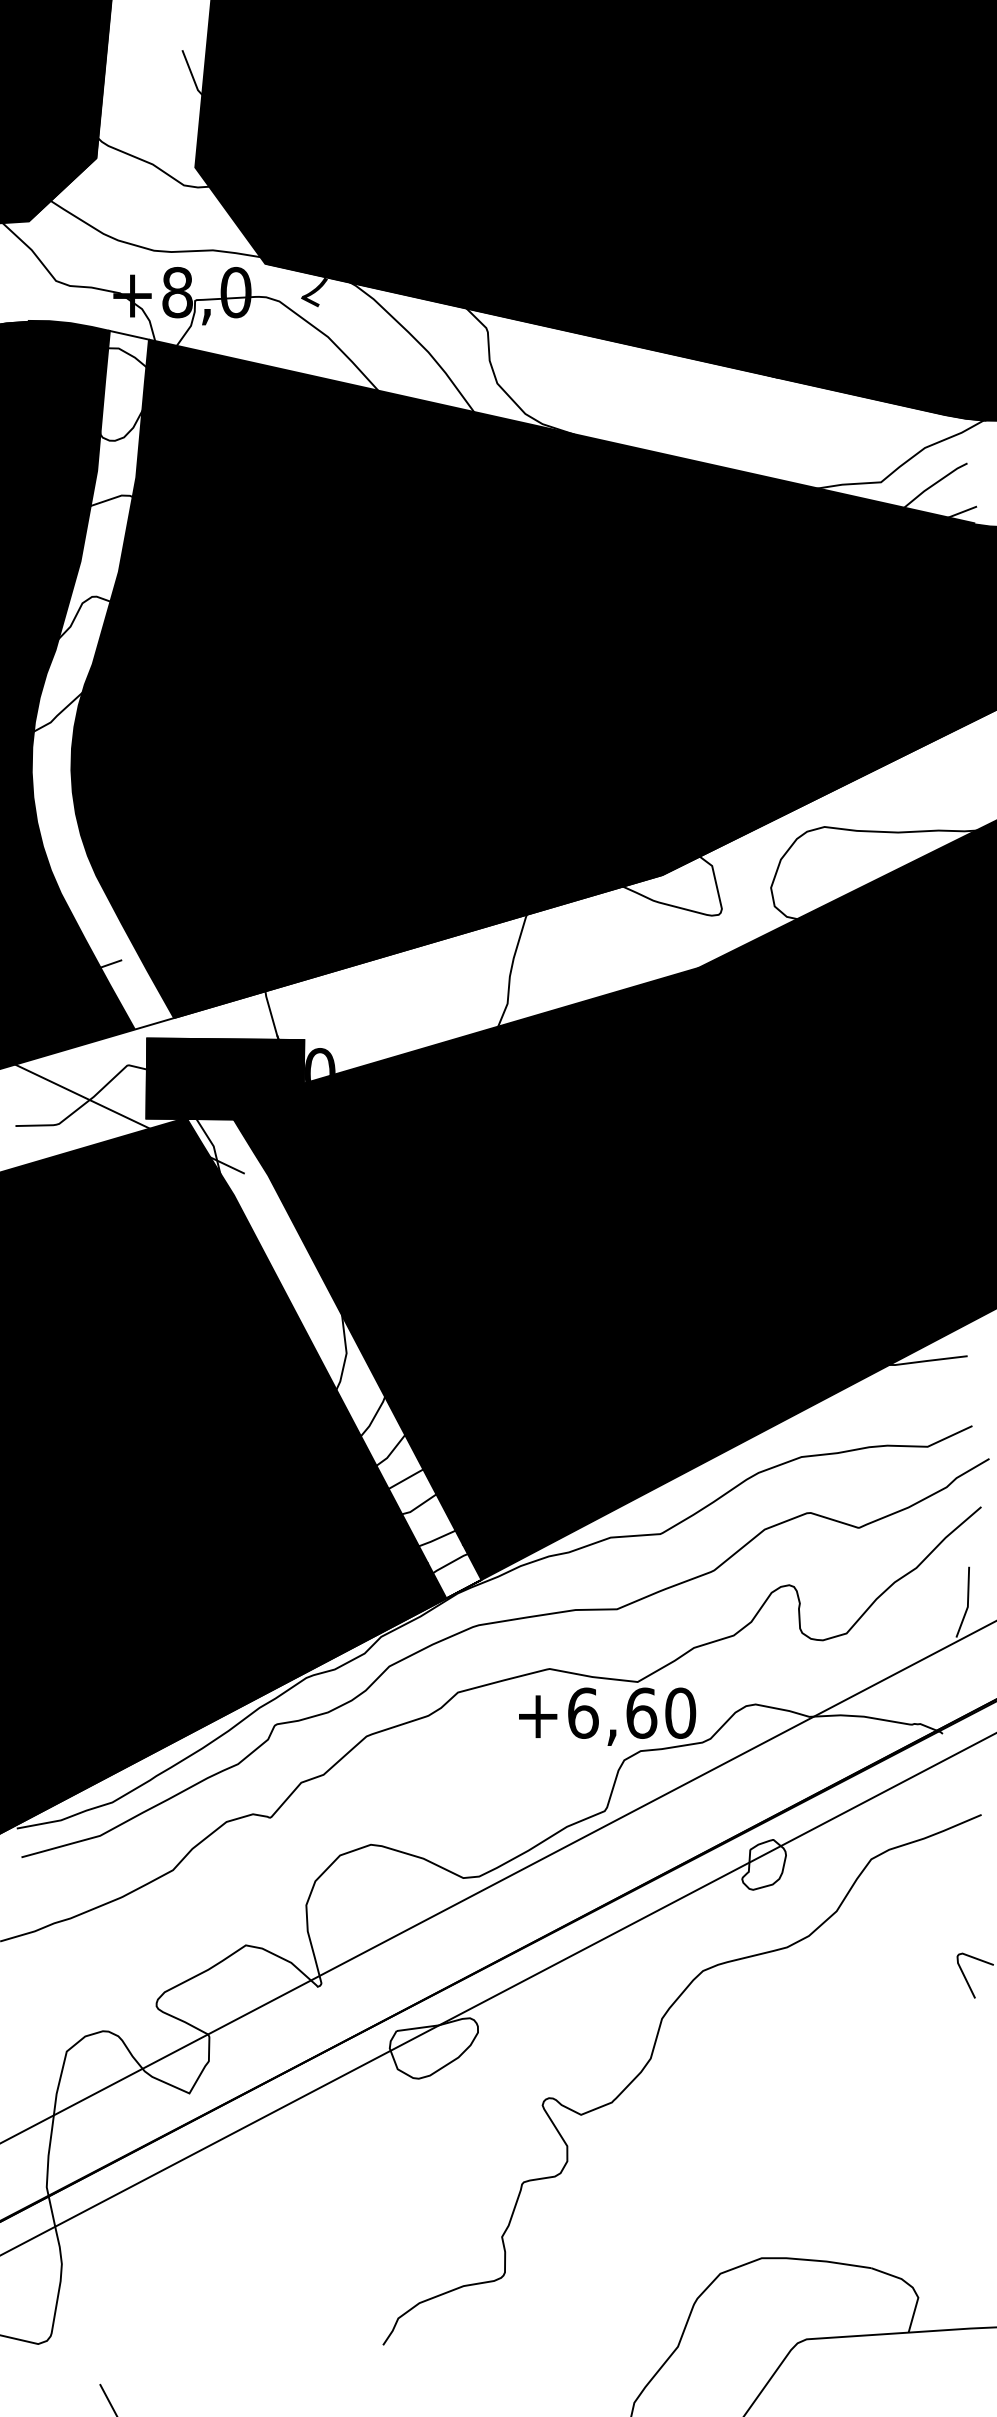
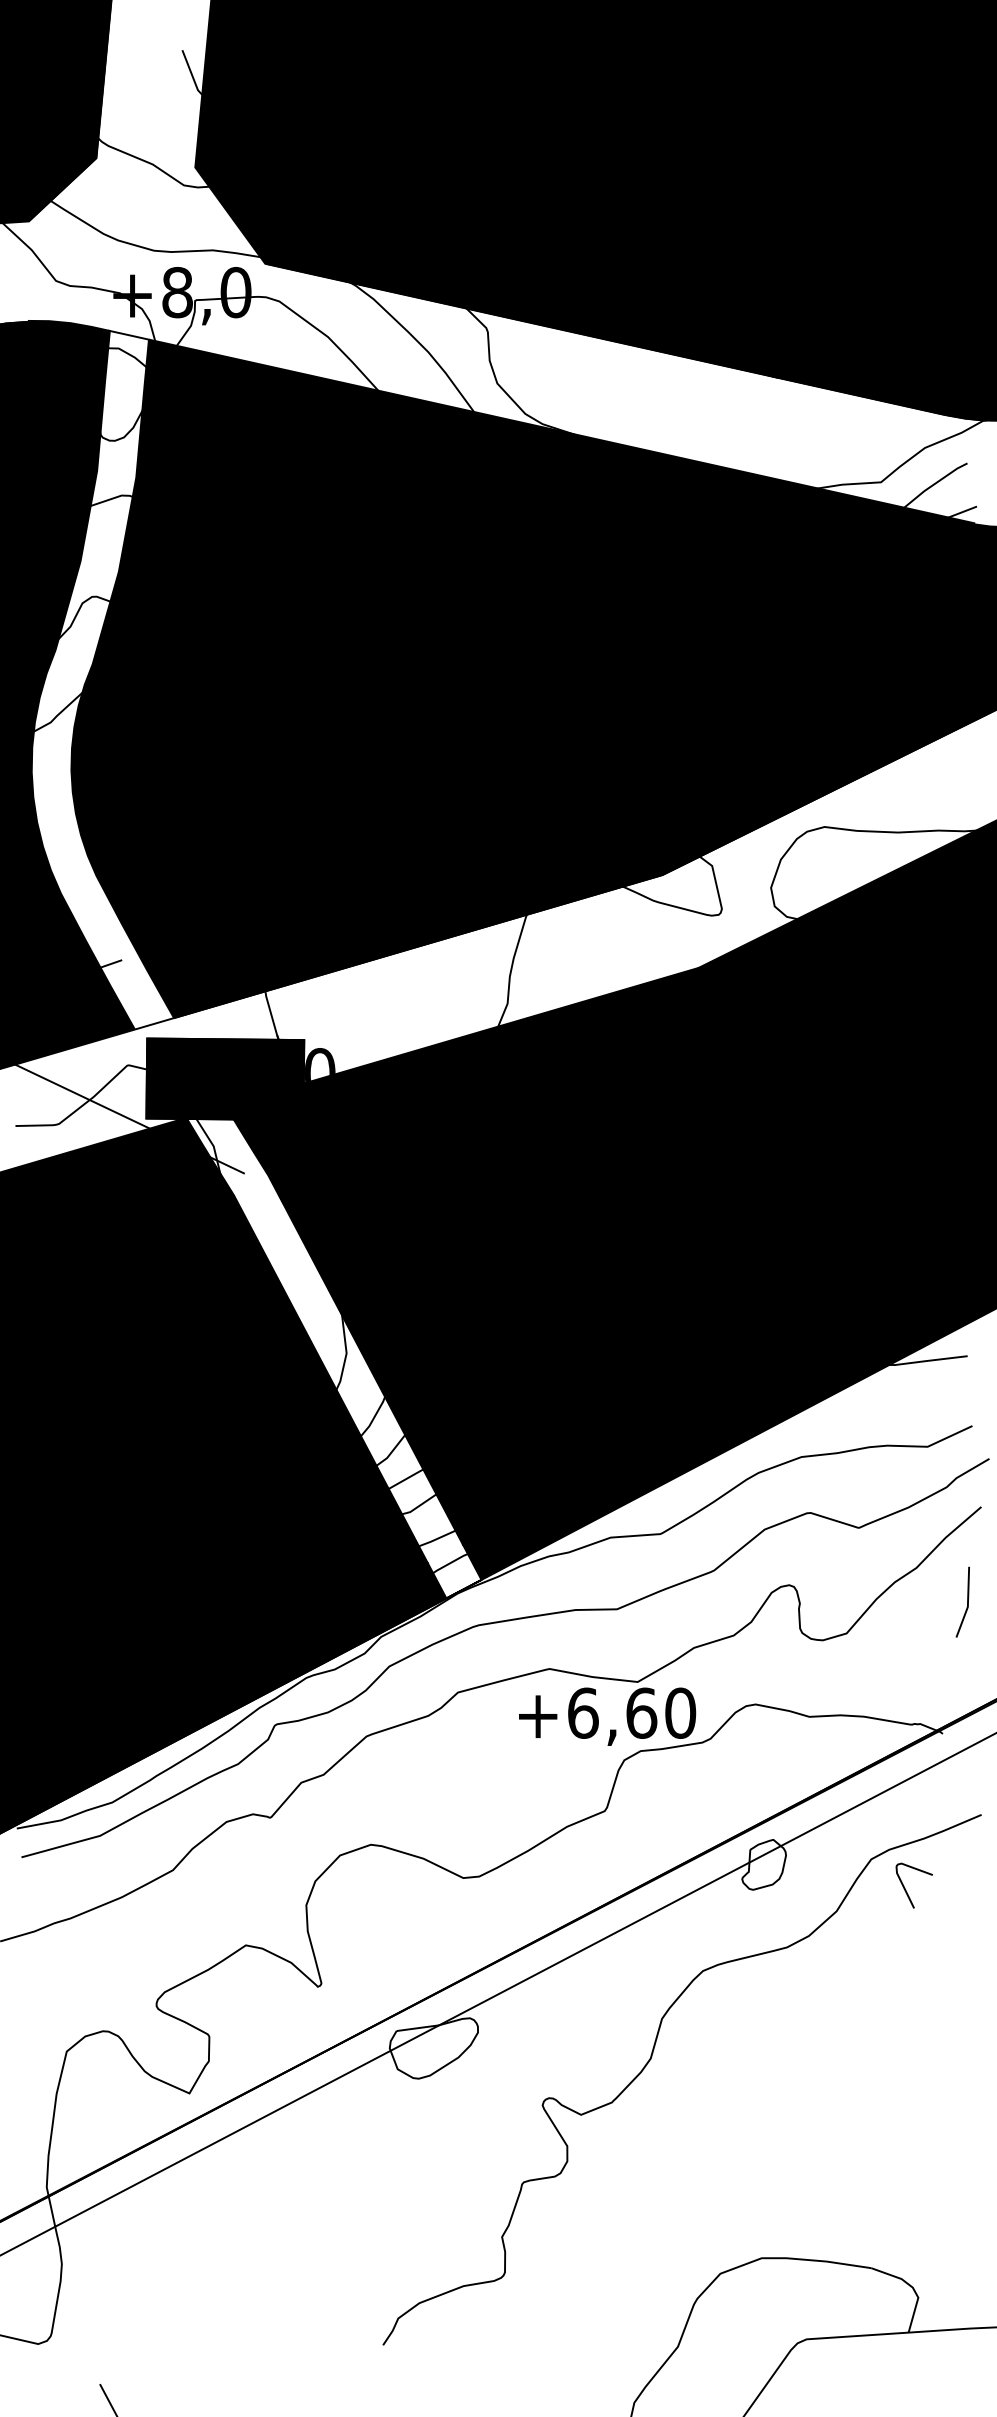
fill: present -> none (314, 292)
line: present -> none (497, 1882)
curve position: (966, 1978) -> (905, 1888) (905, 1888)
